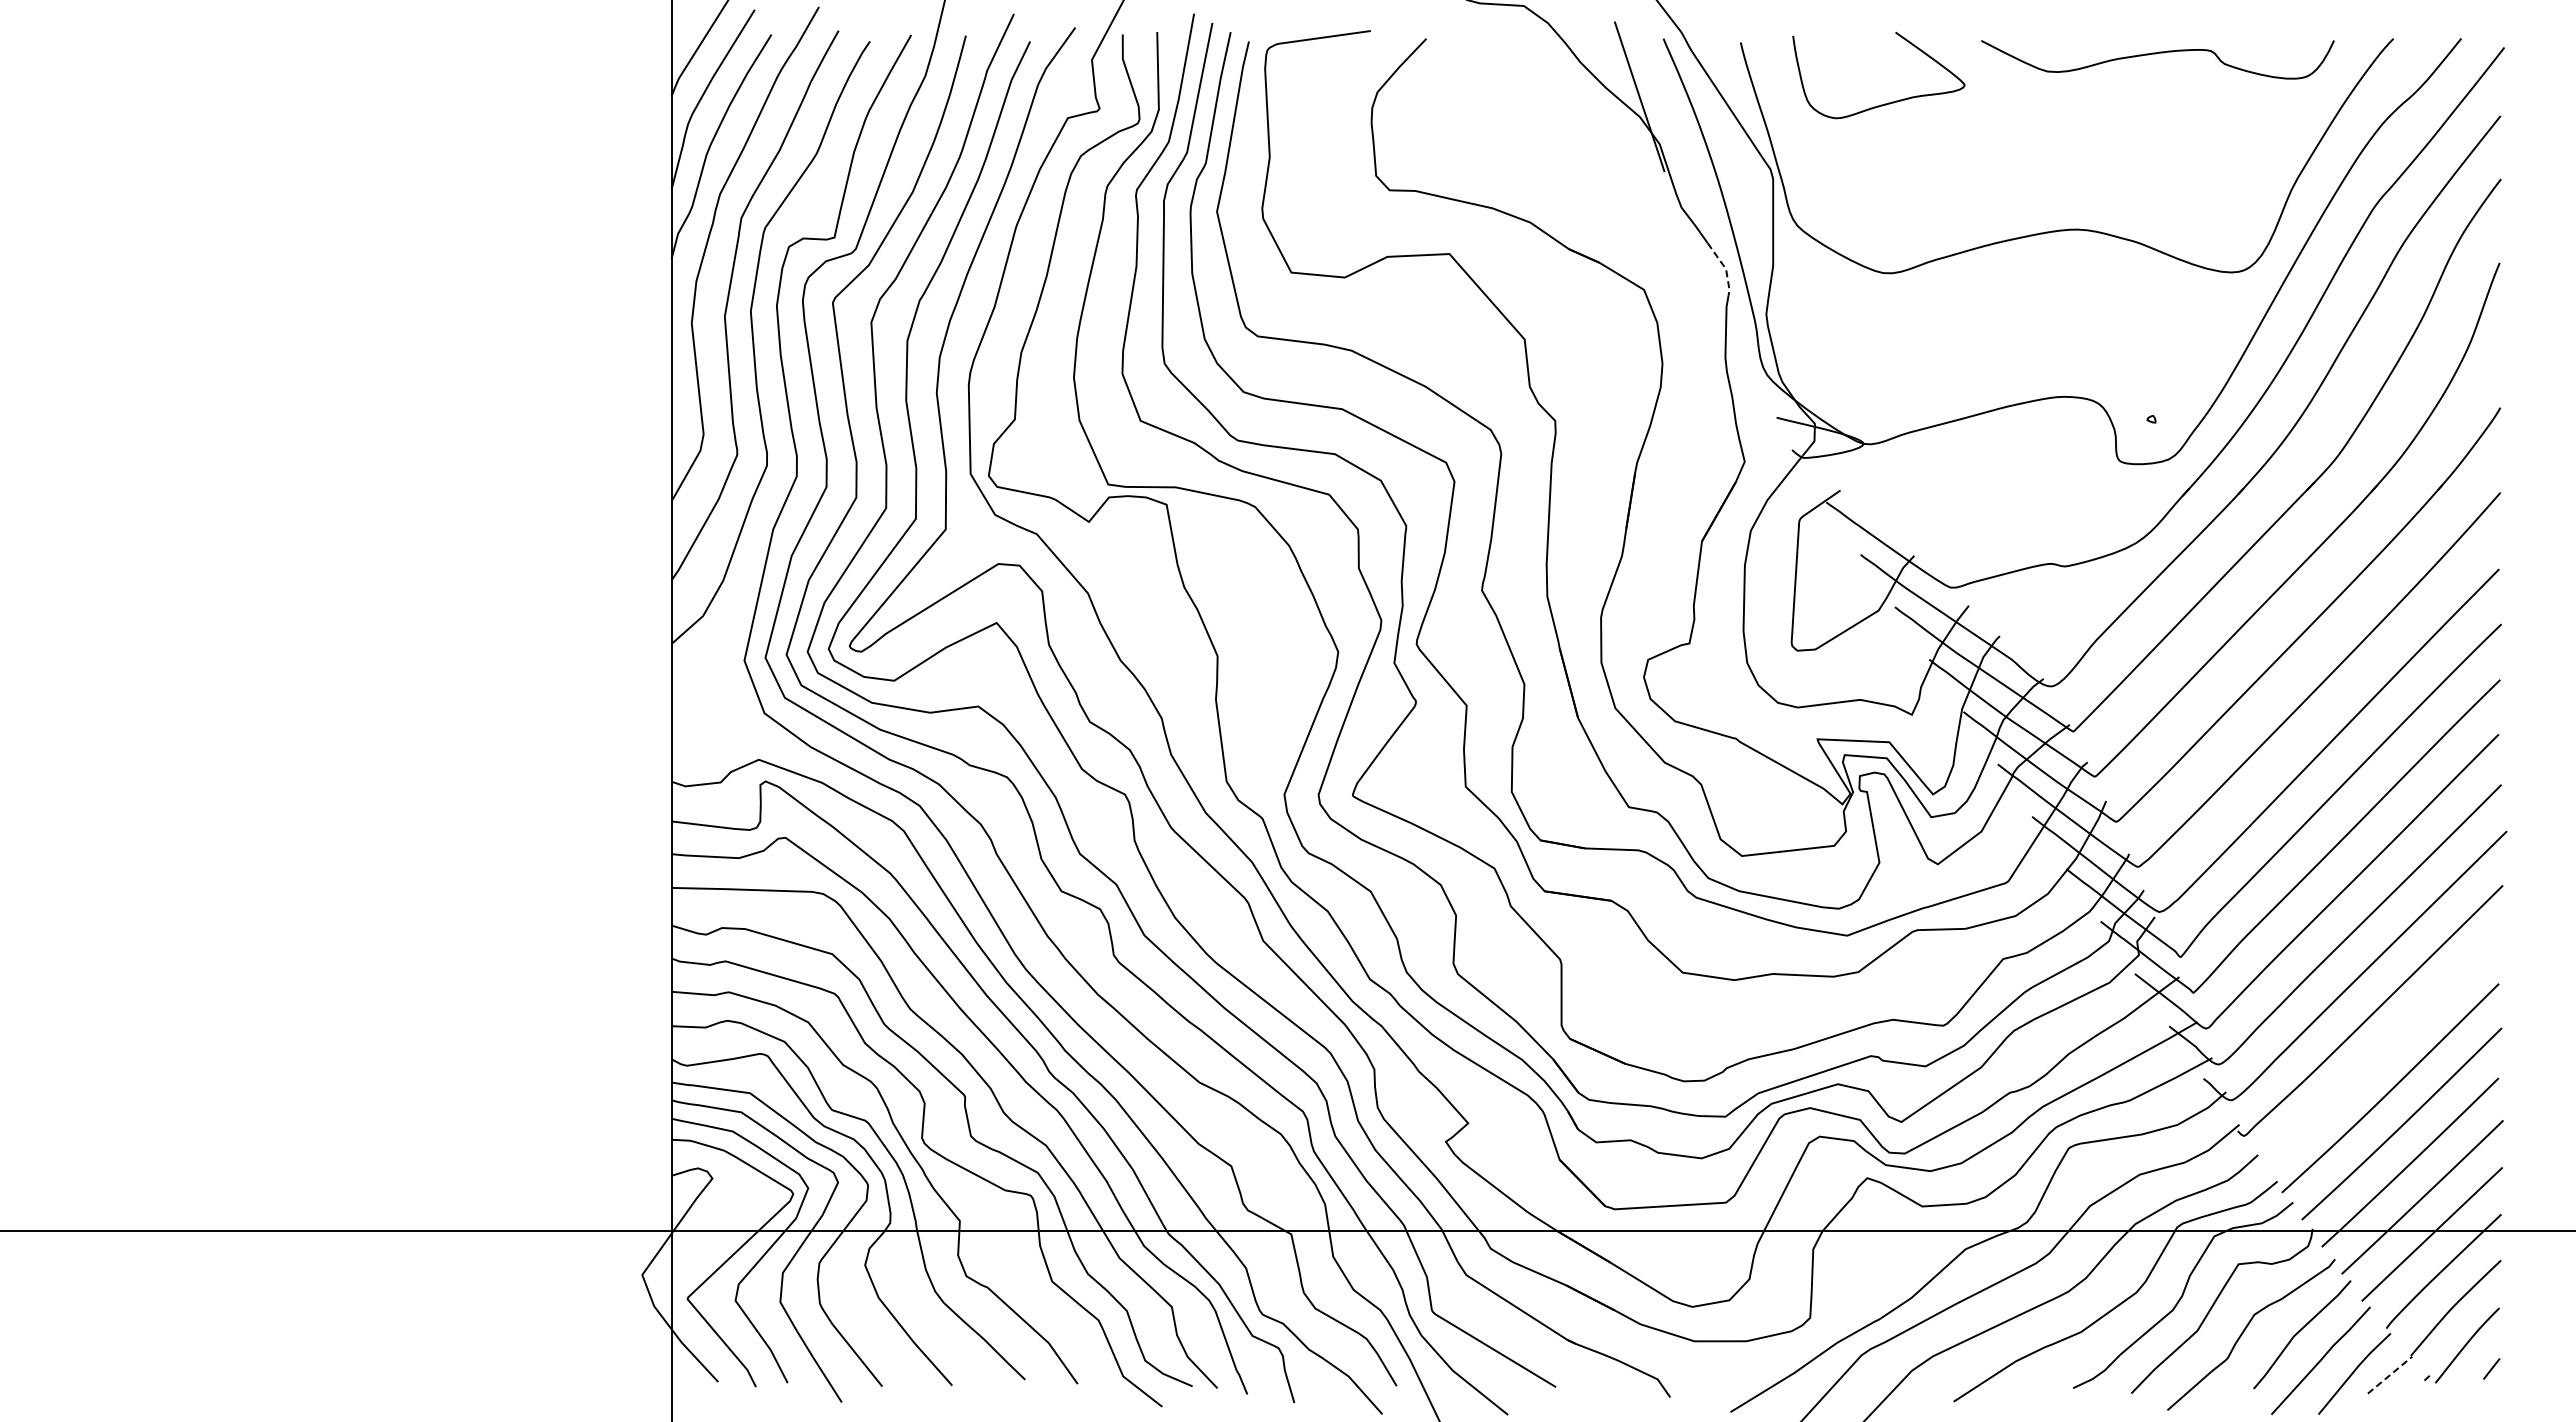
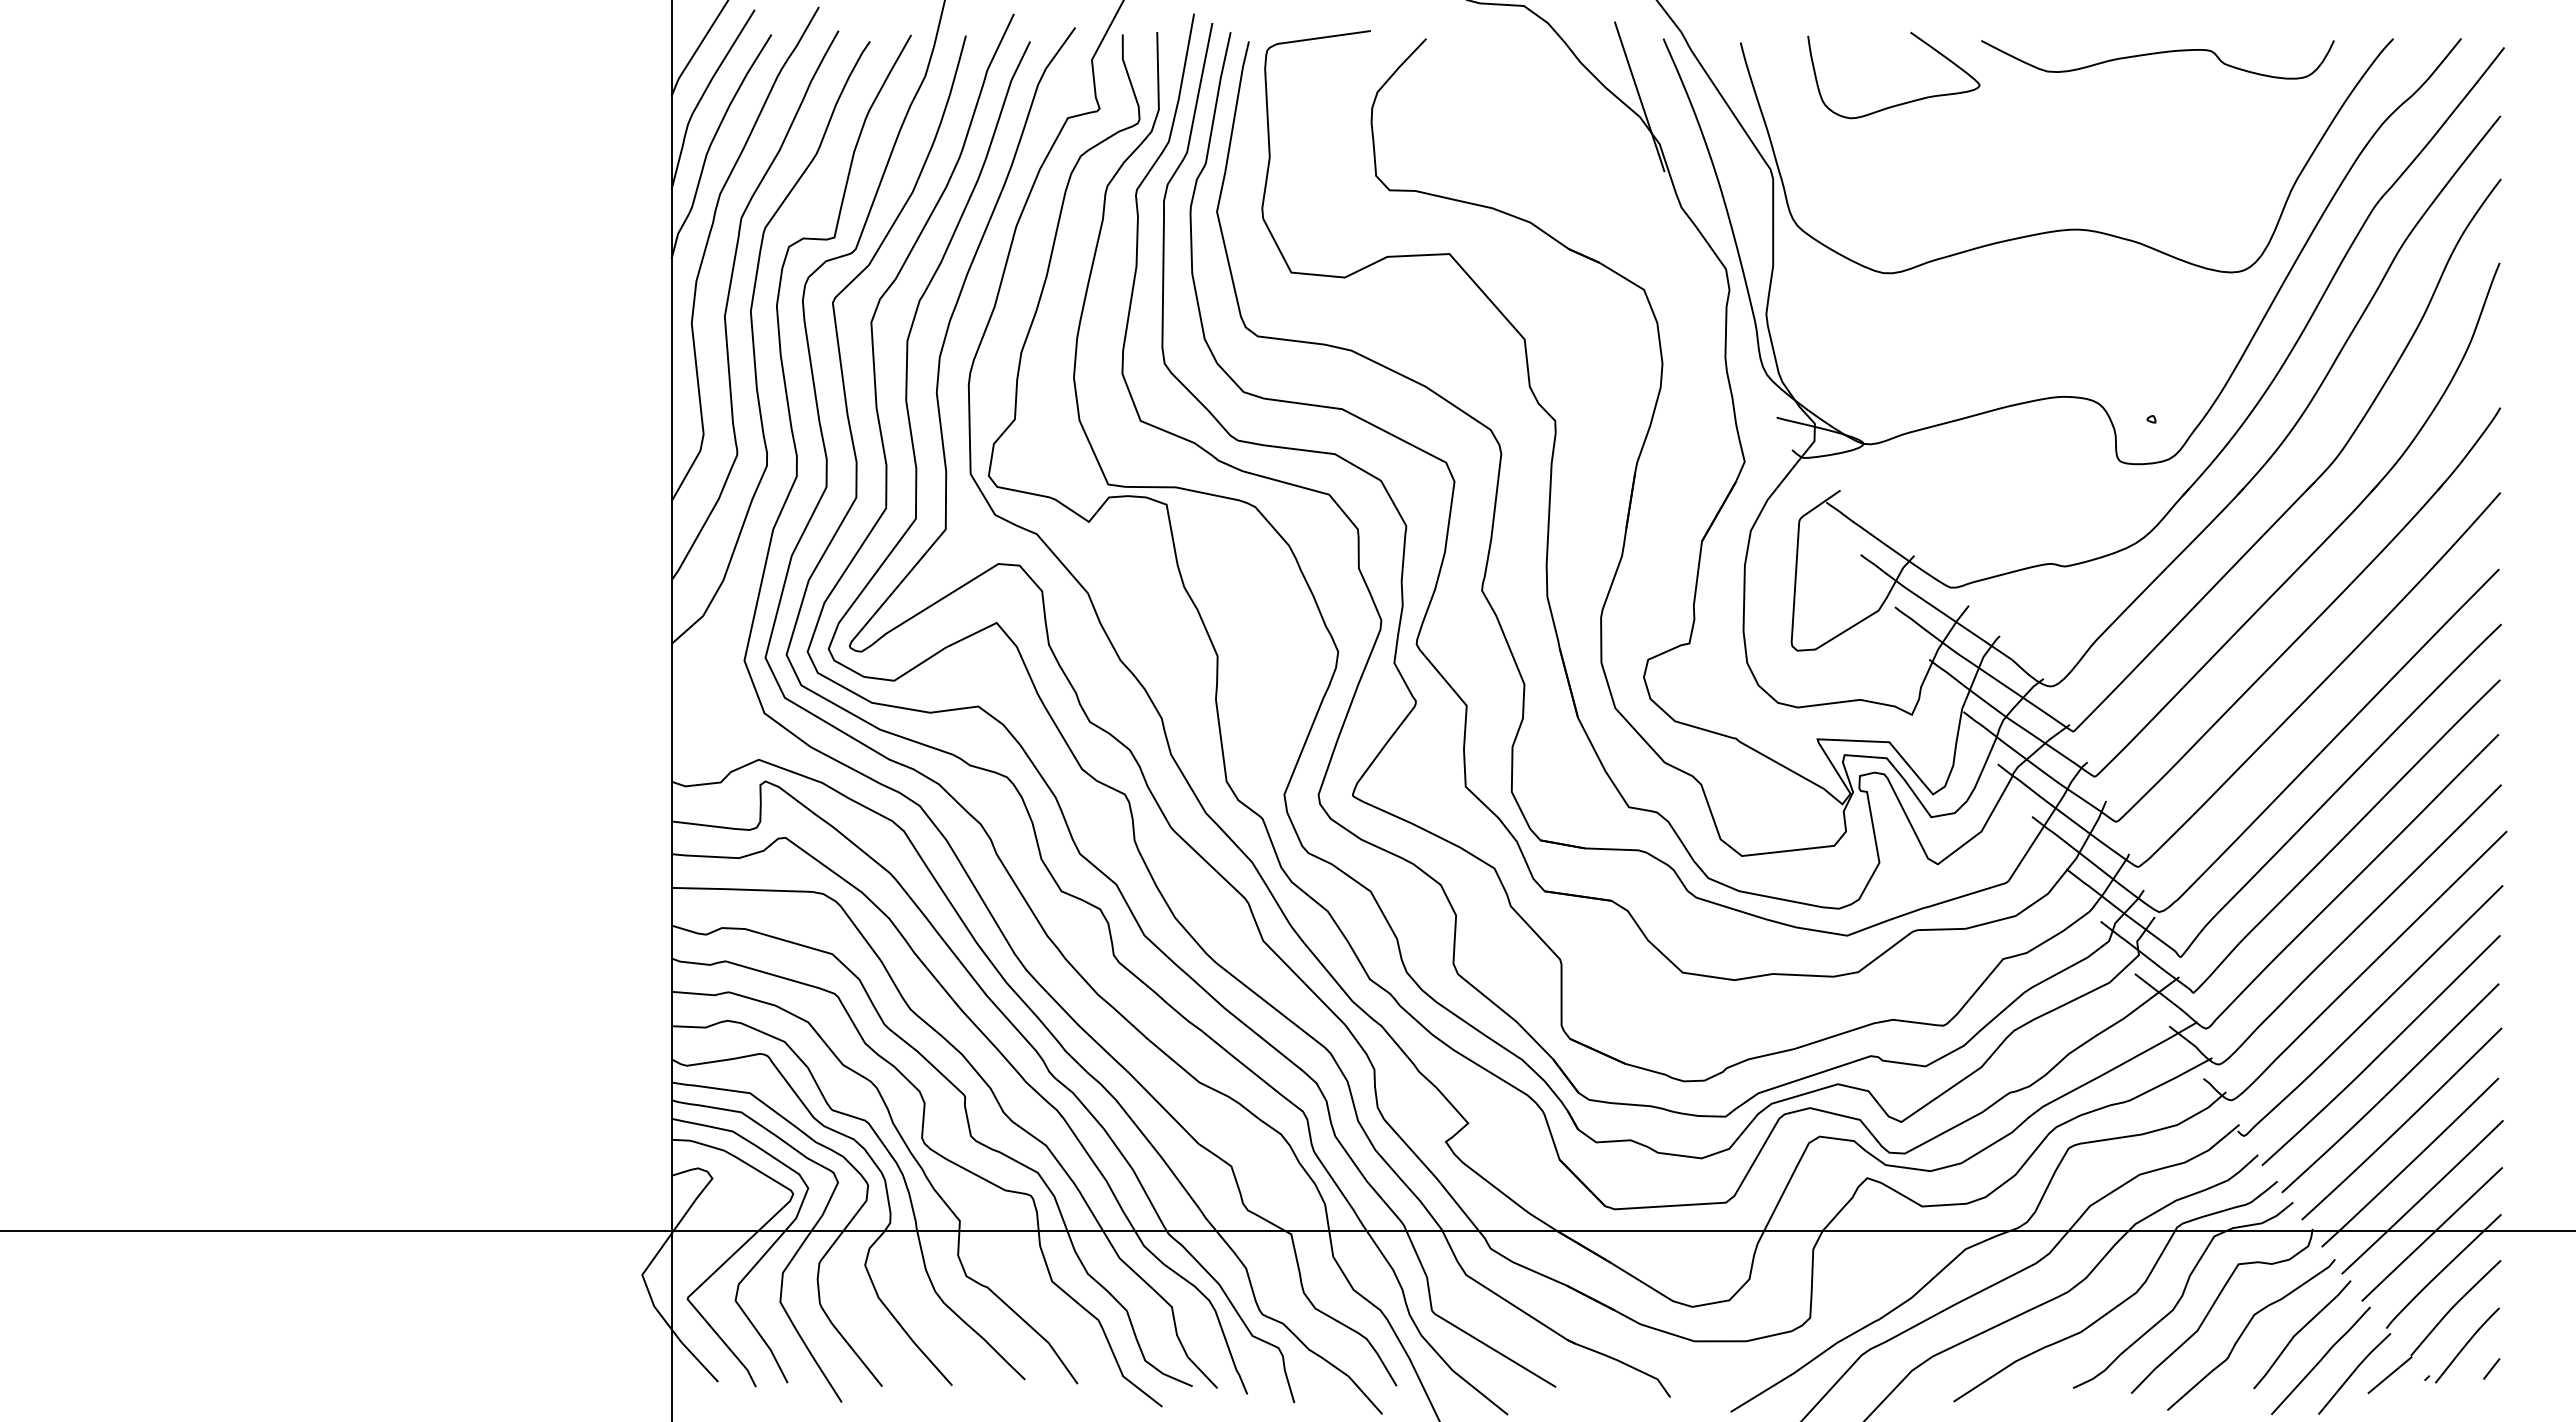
curve position: (1884, 103) -> (1899, 103) (1899, 103)
line: dashed -> solid (1725, 268)
curve: none -> present (2381, 1051)
line: dashed -> solid (2390, 1374)
